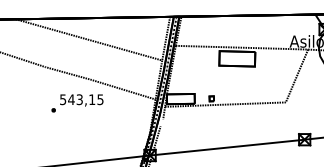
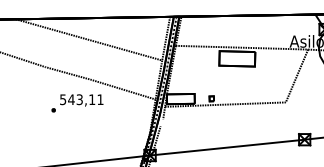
text: 543,15 -> 543,11 (100, 99)
